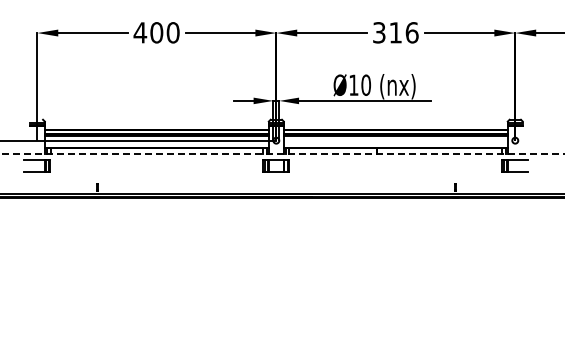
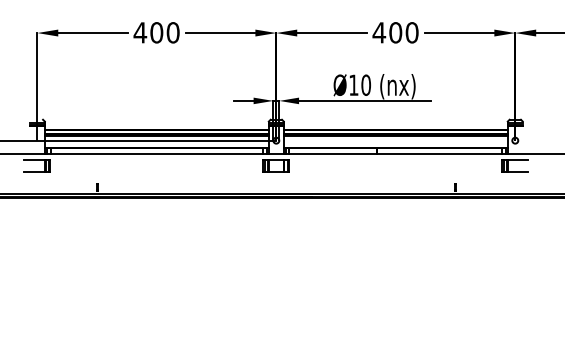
text: 316 -> 400 (395, 32)
line: dashed -> solid (282, 153)
